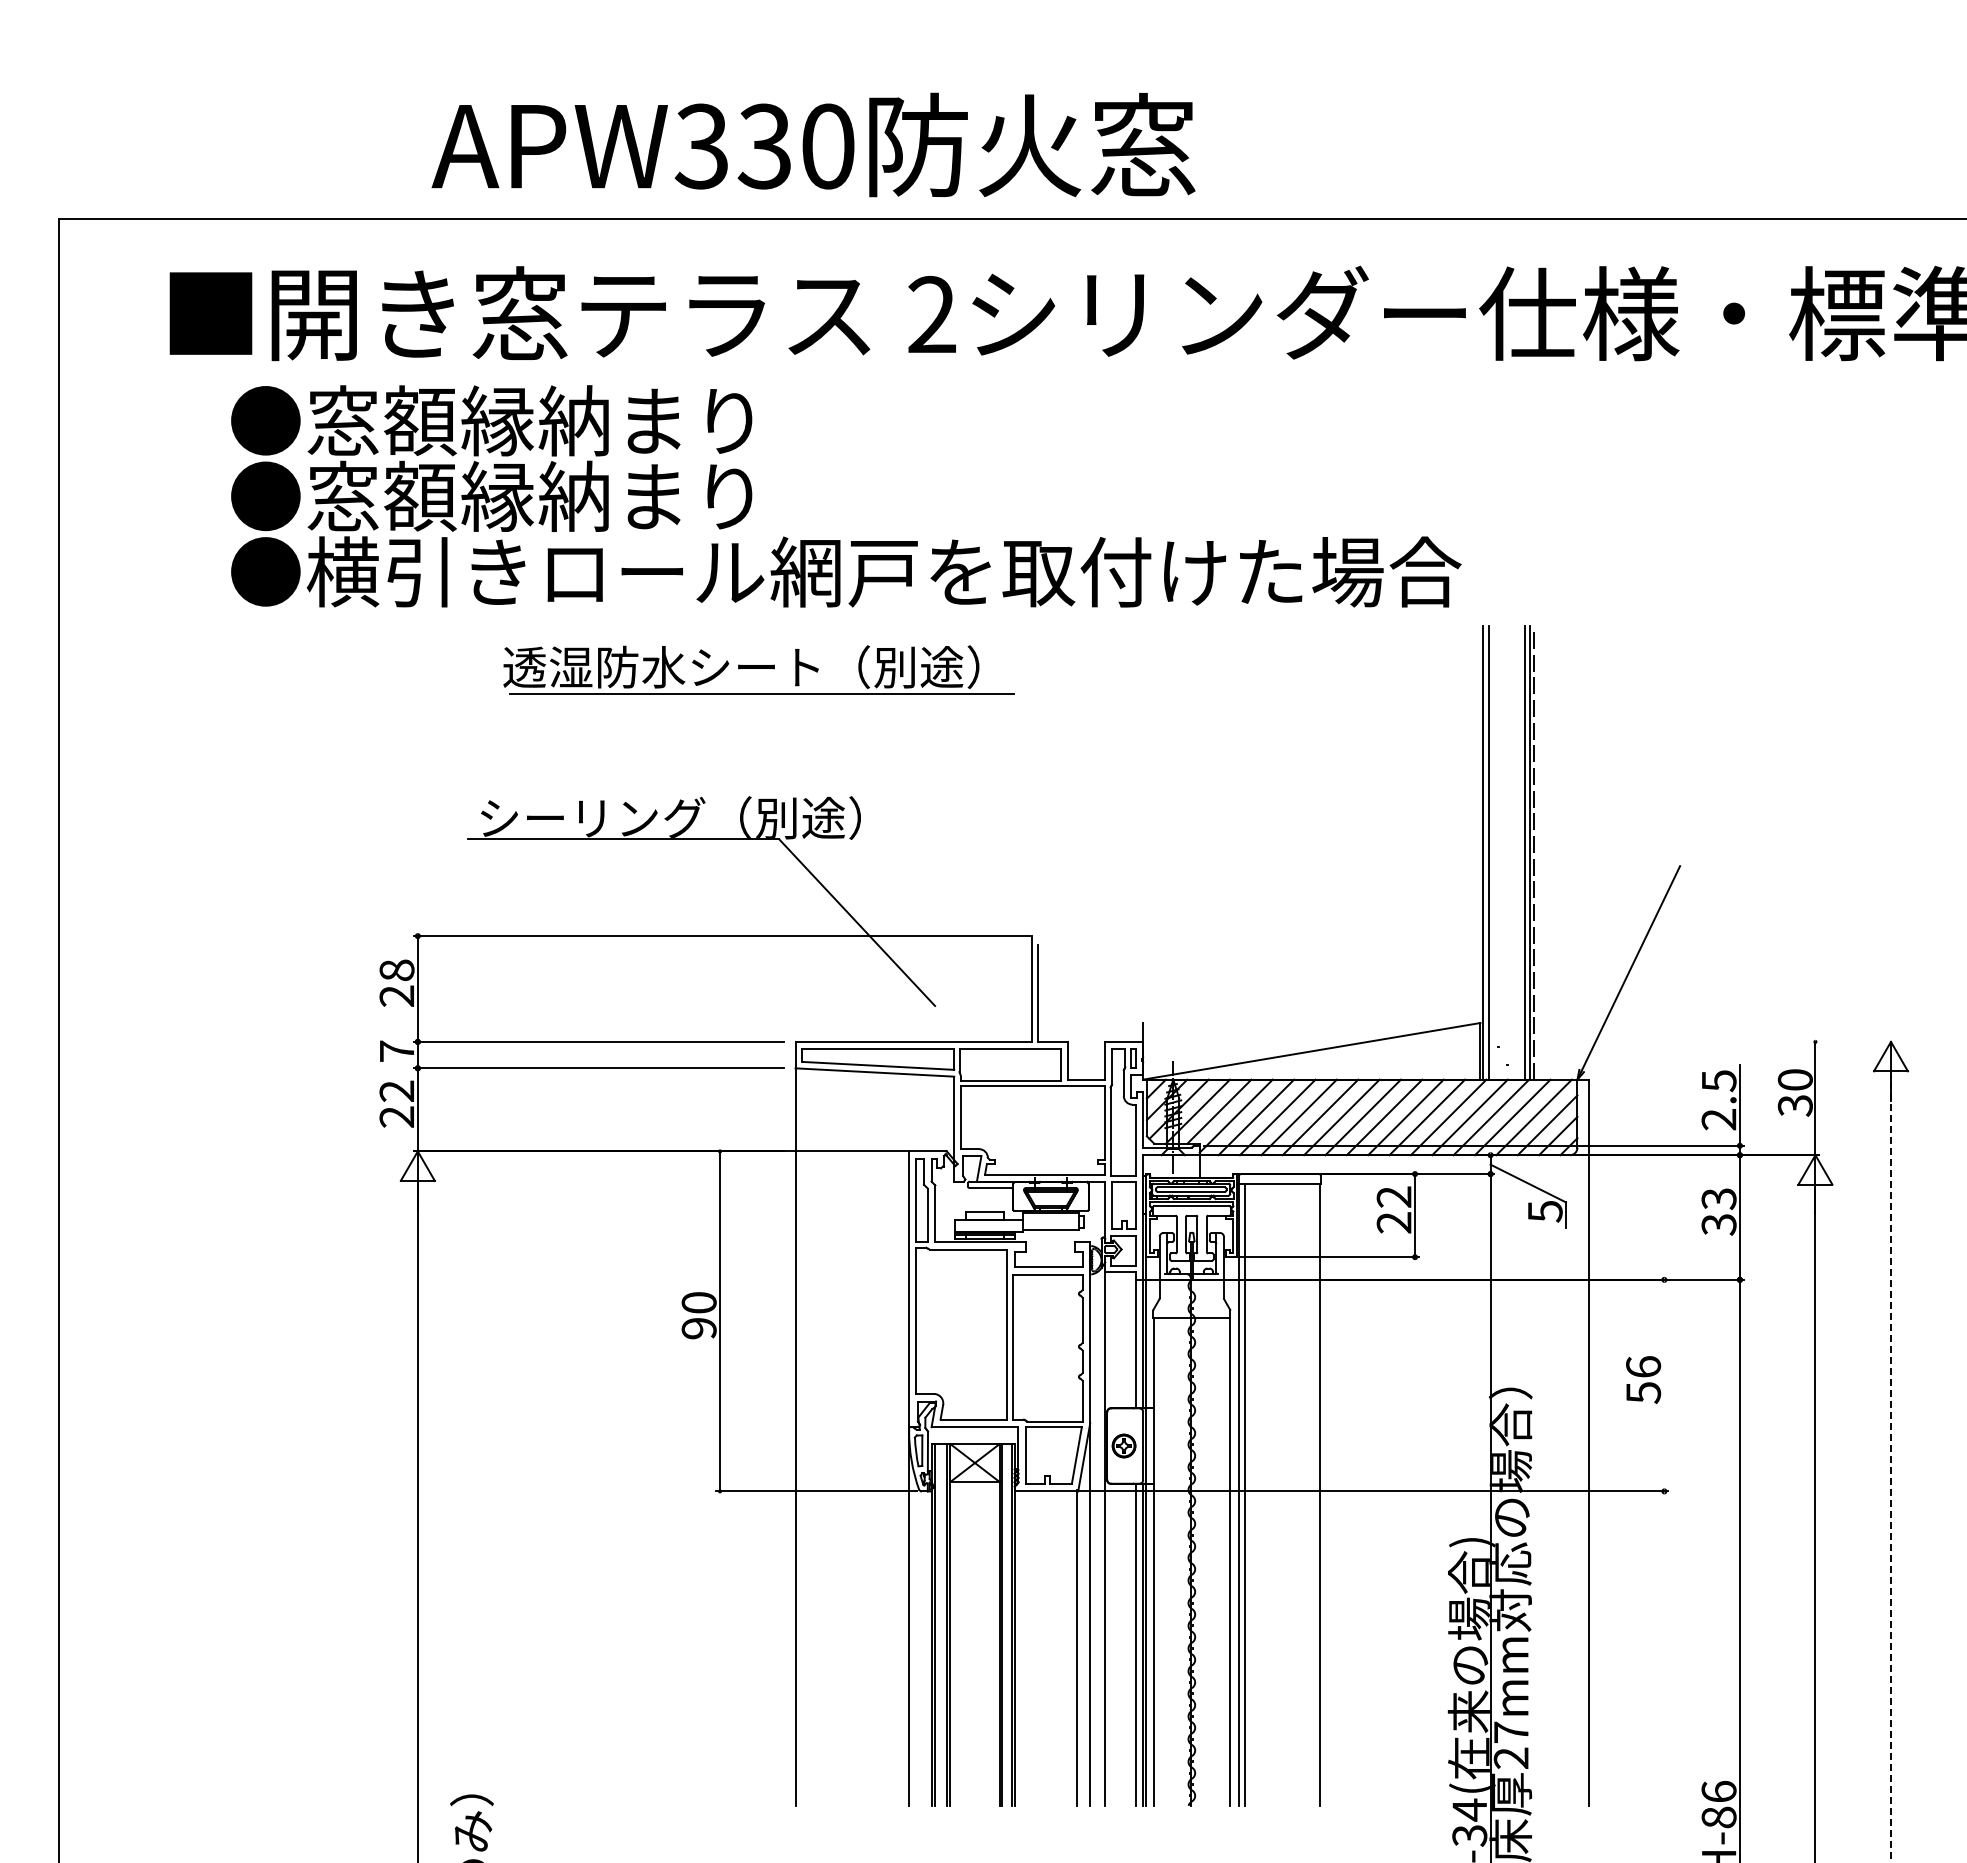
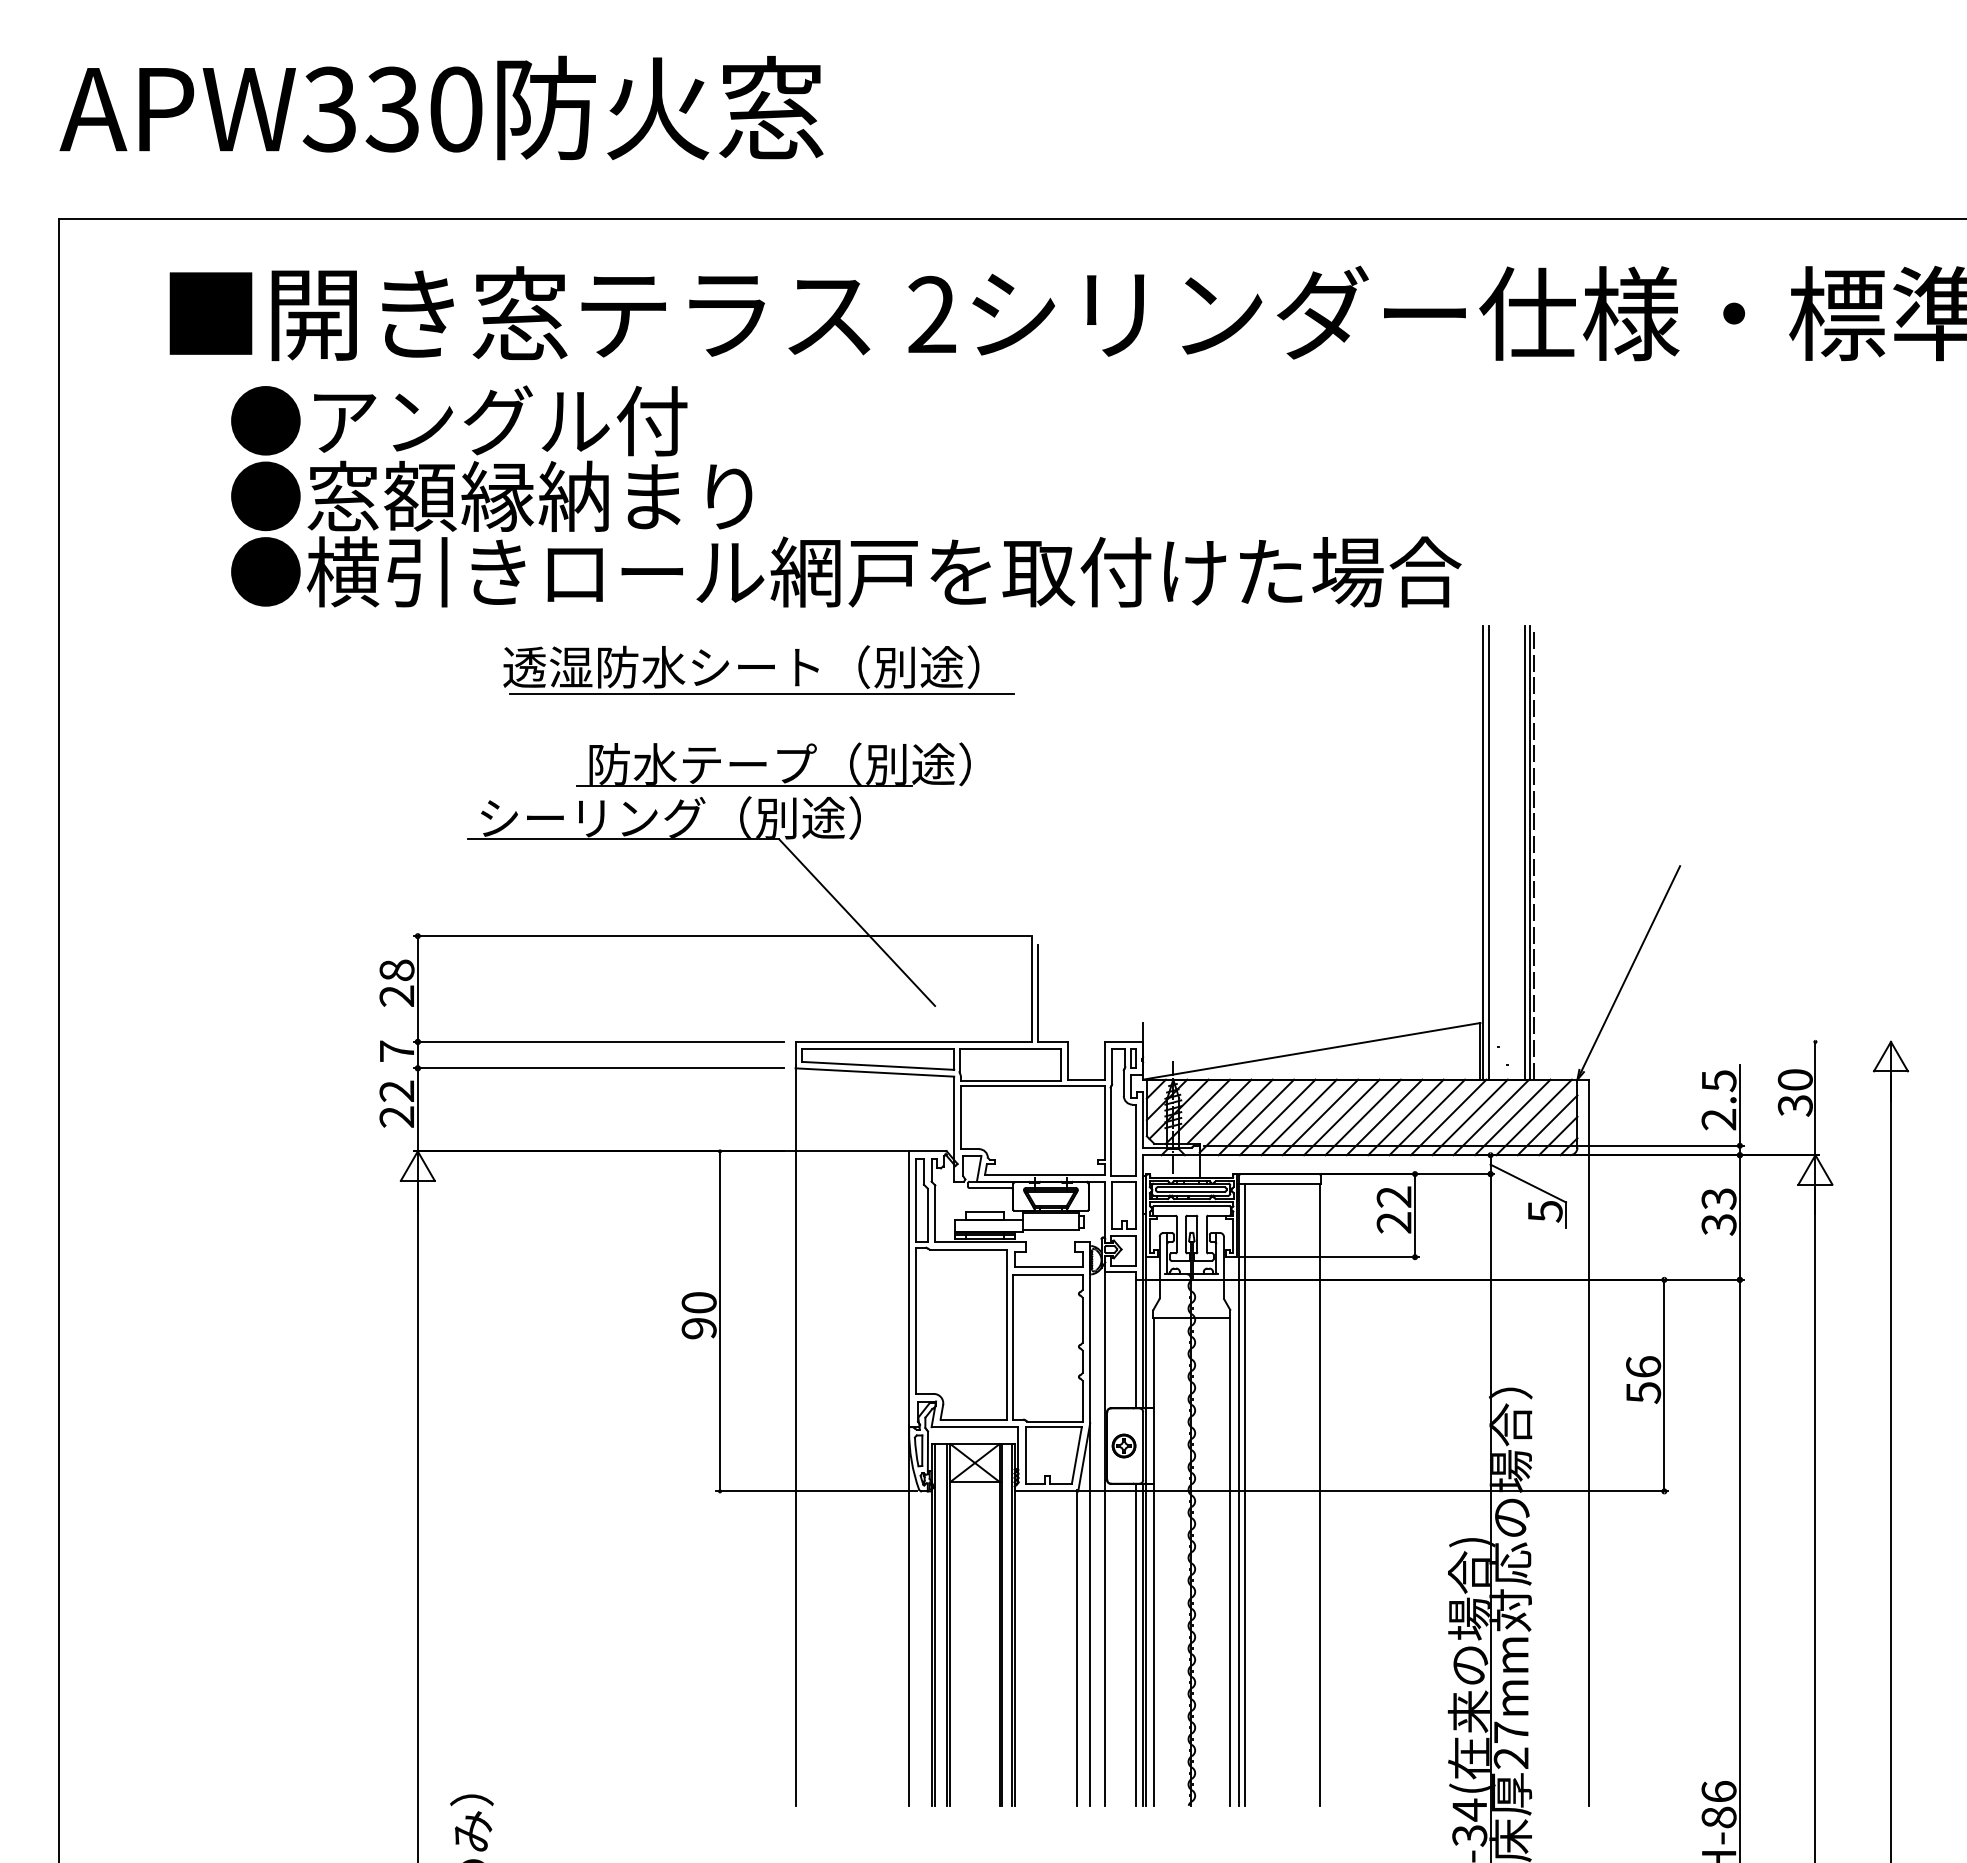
text position: (813, 144) -> (441, 107) (441, 107)
text: ●窓額縁納まり -> ●アングル付 (529, 420)
part: none -> present (766, 764)
line: none -> present (1664, 1385)
line: dashed -> solid (1890, 1468)
